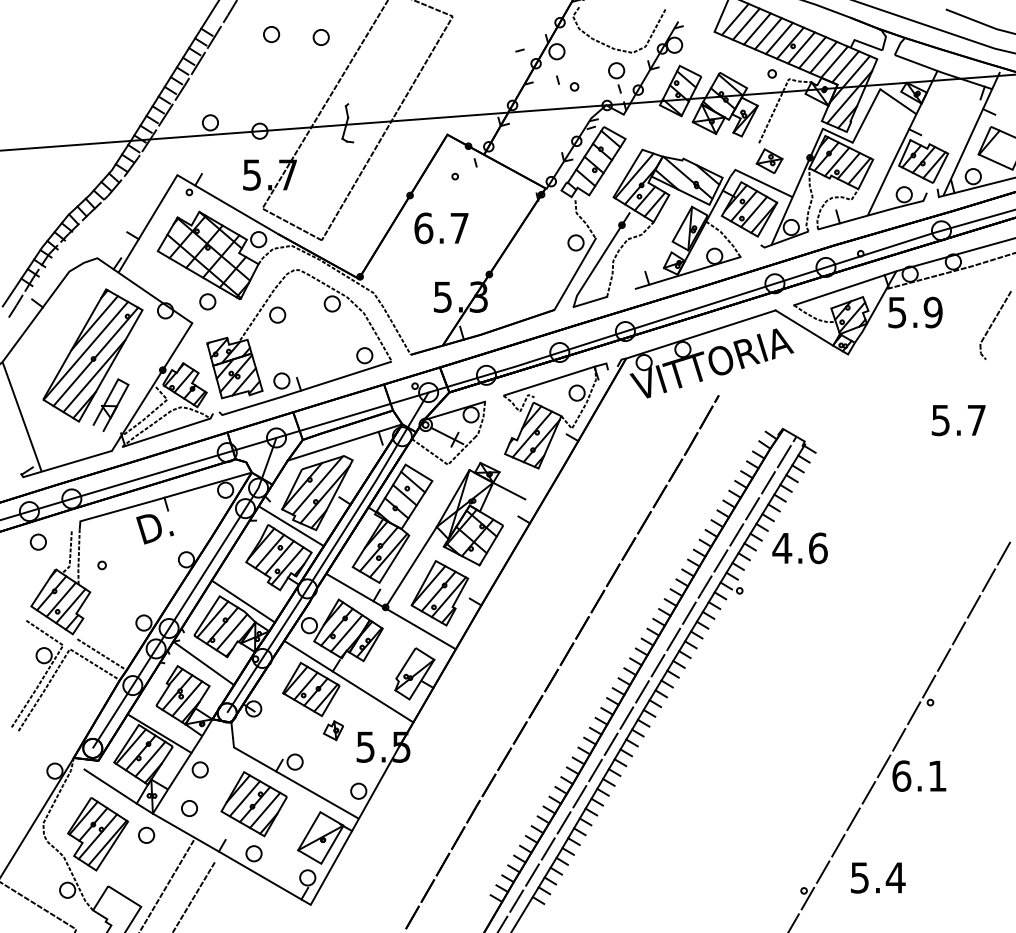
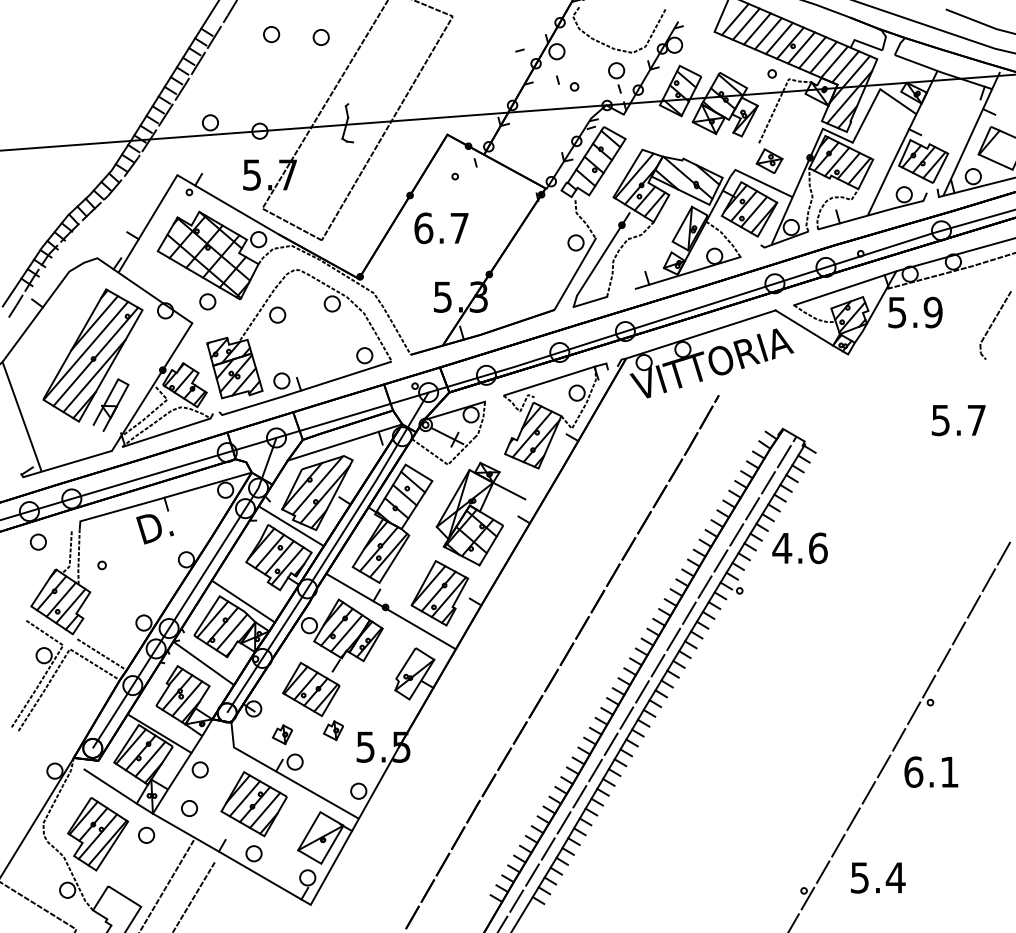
line: present -> none (410, 567)
line: present -> none (348, 681)
part: none -> present (282, 734)
text position: (919, 775) -> (931, 771) (931, 771)
